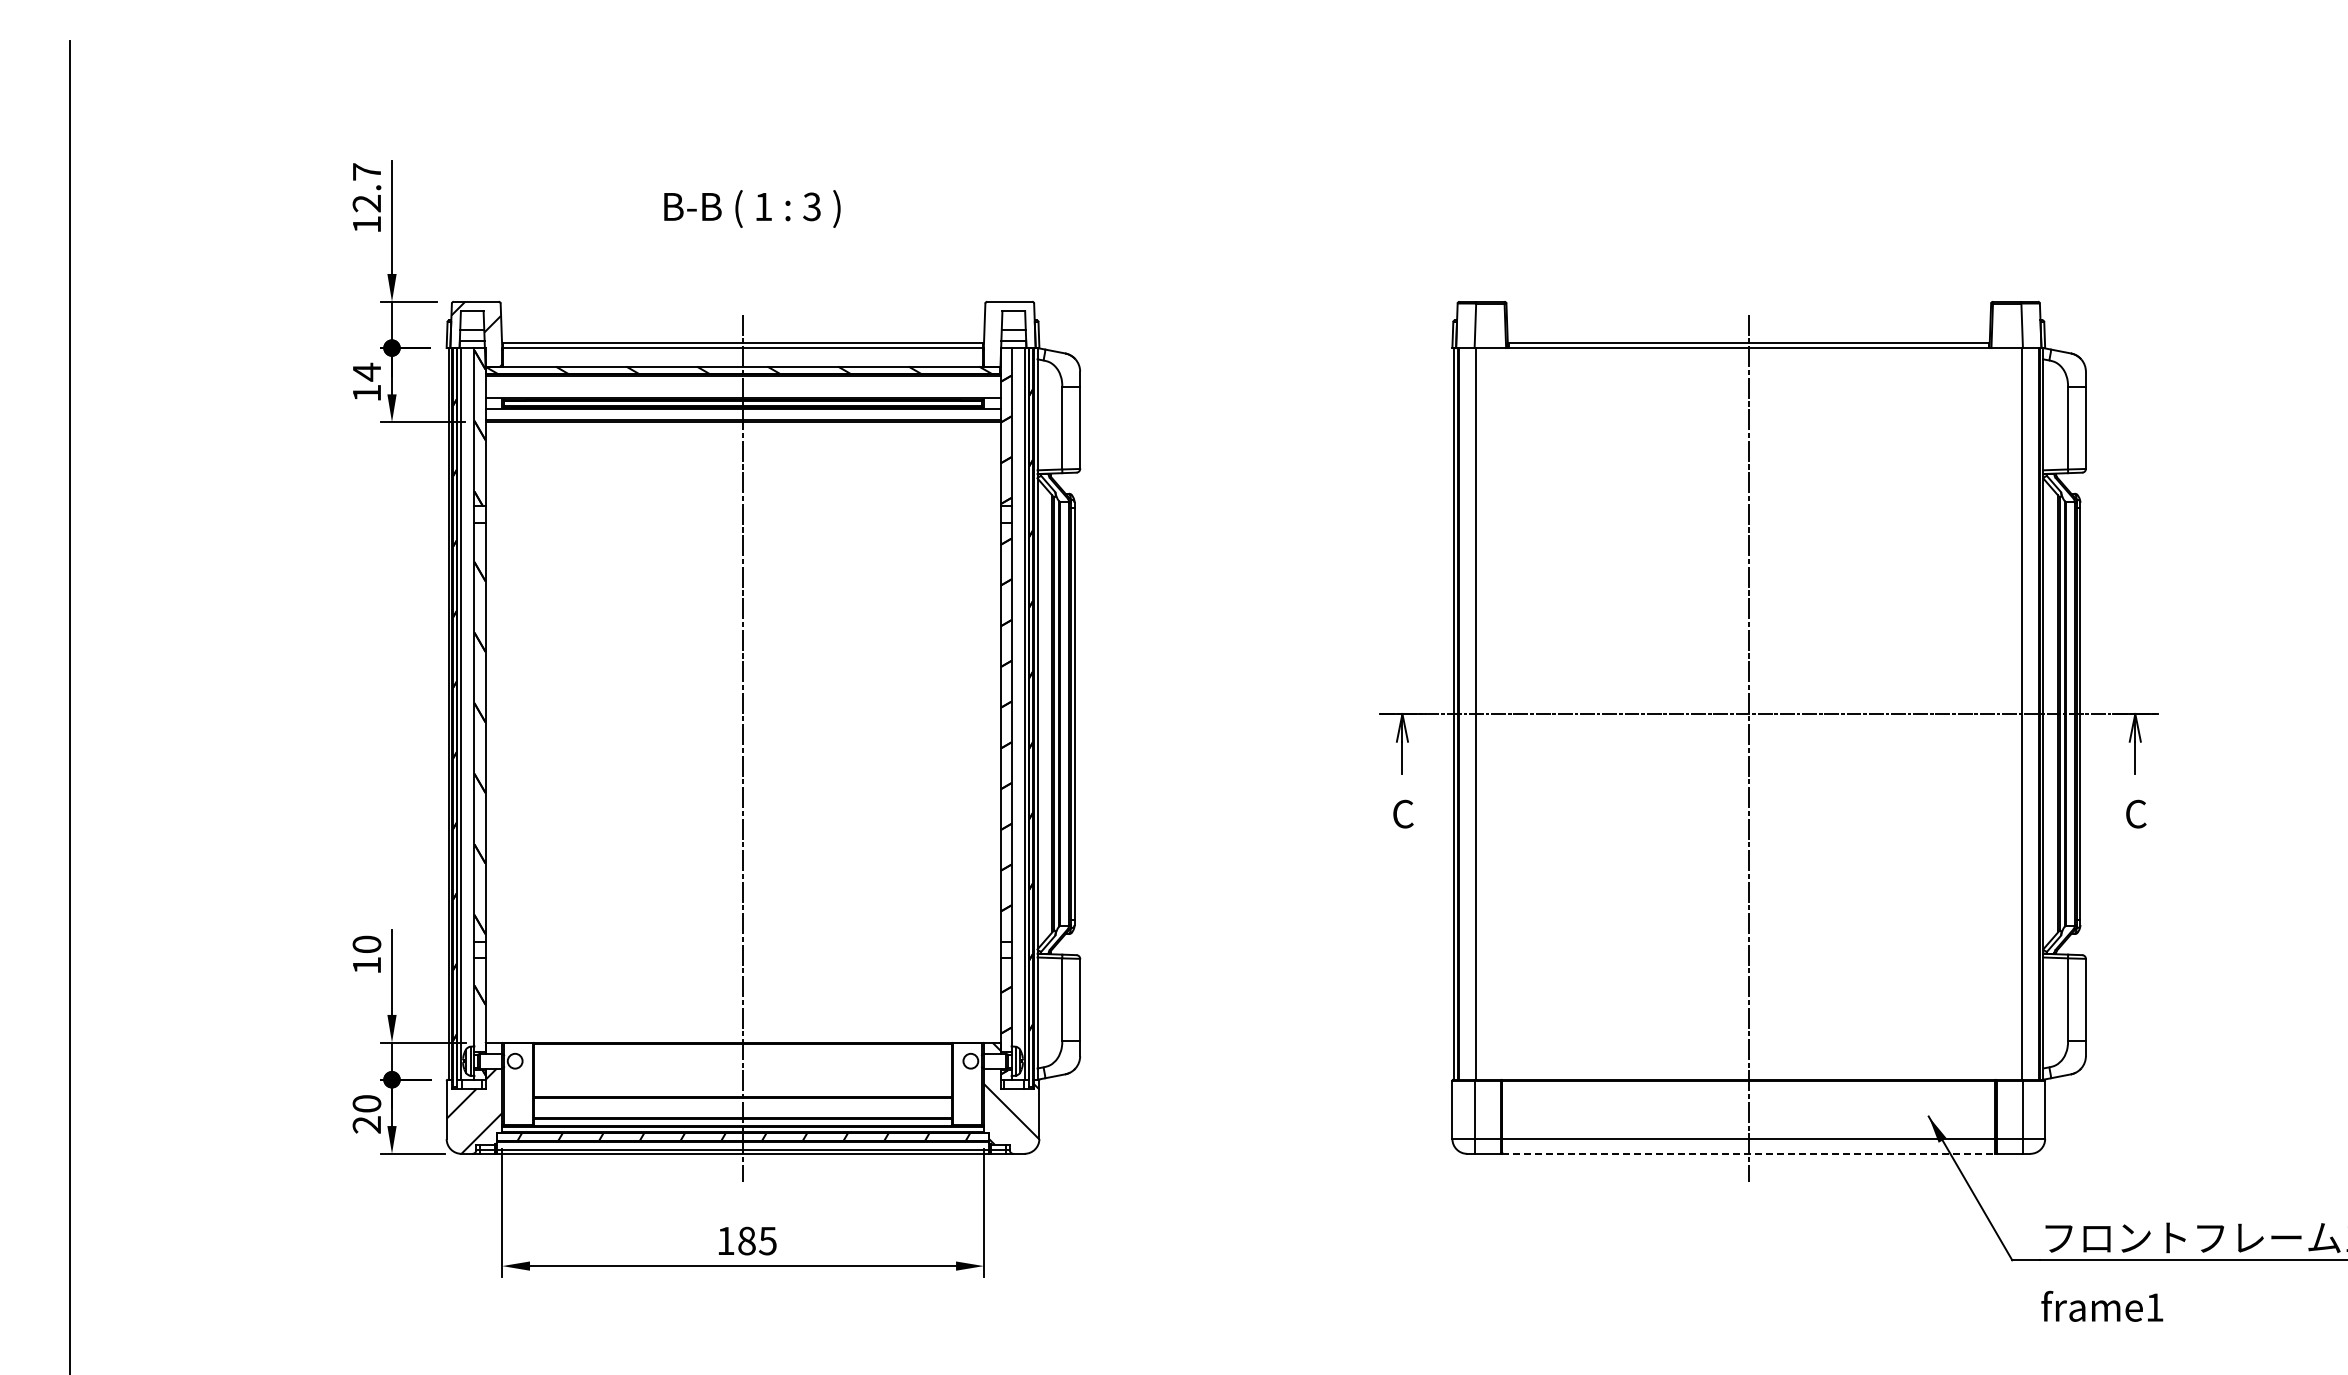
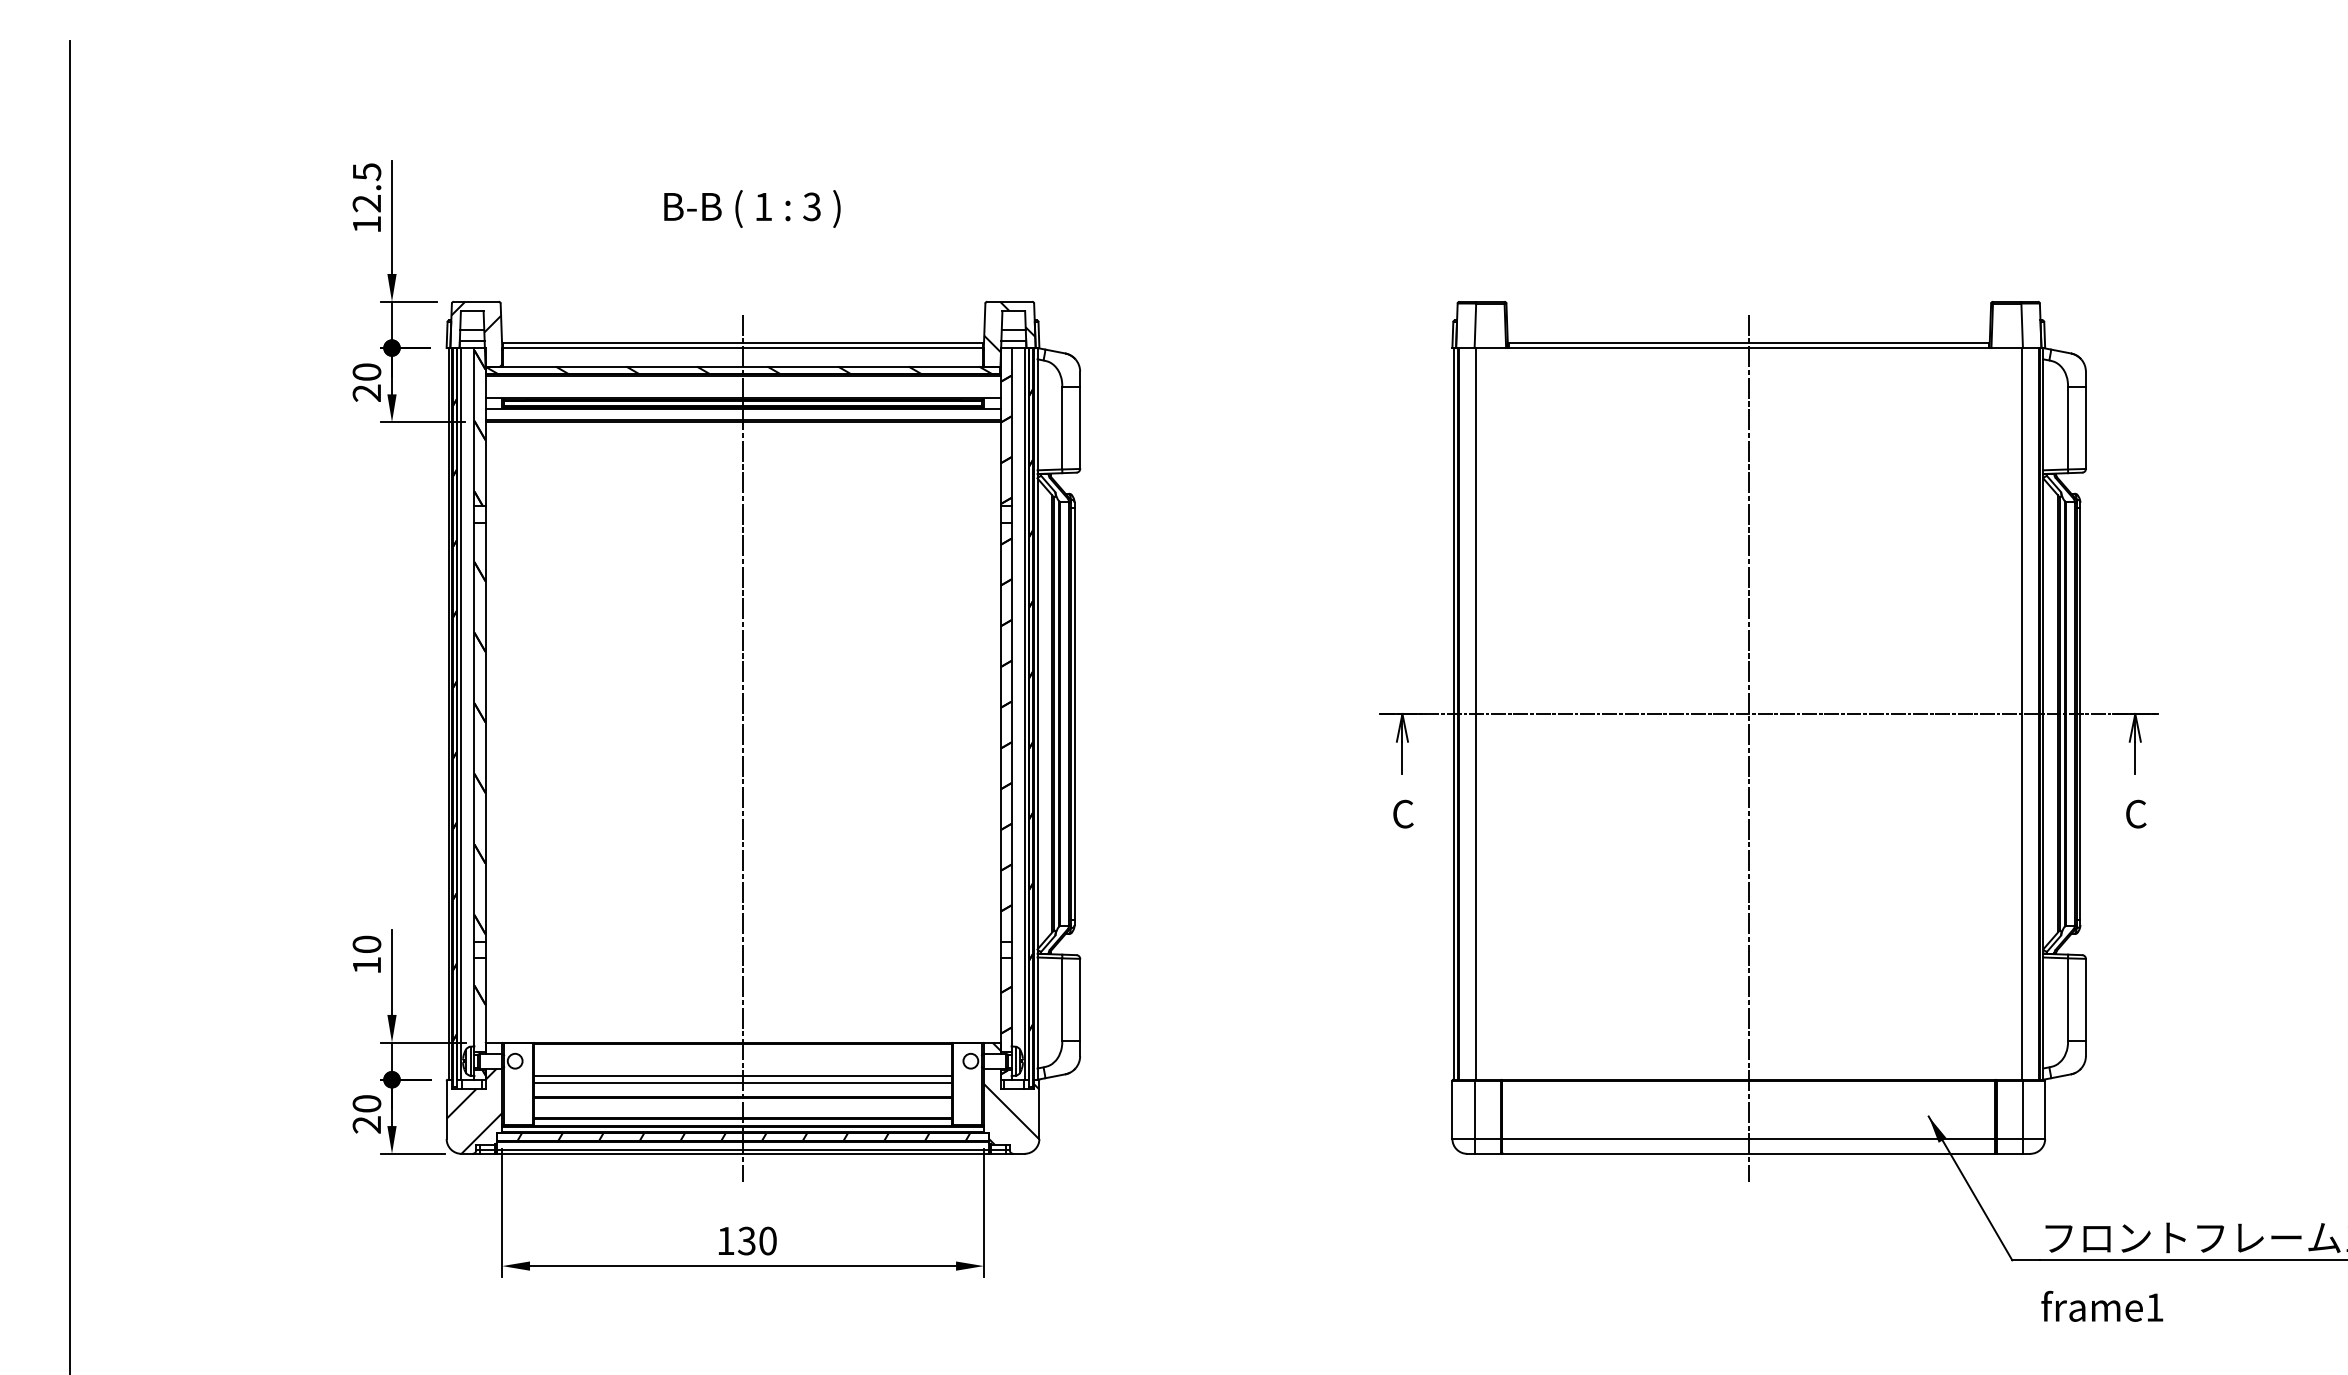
text: 12.7 -> 12.5 (367, 172)
hatch: none -> present (1009, 326)
text: 14 -> 20 (366, 381)
line: none -> present (742, 1076)
line: none -> present (742, 1083)
line: dashed -> solid (1749, 1153)
text: 185 -> 130 (756, 1240)
